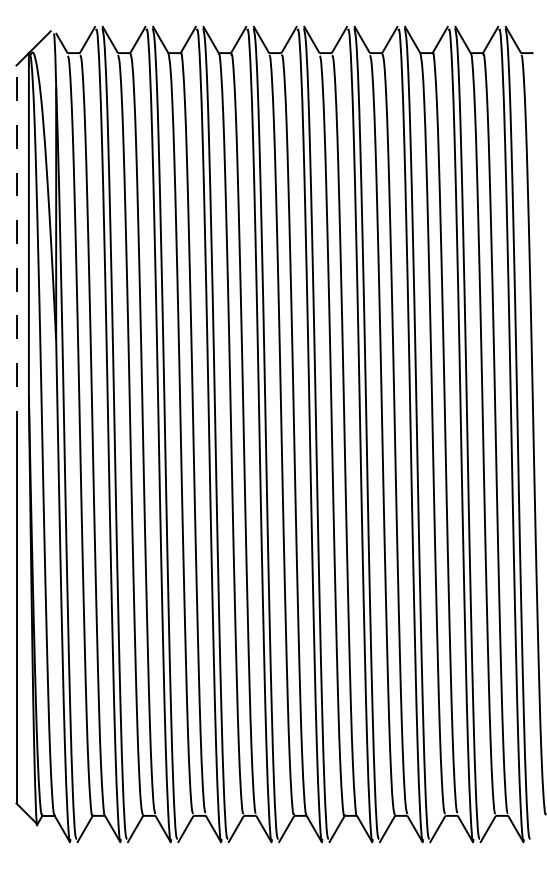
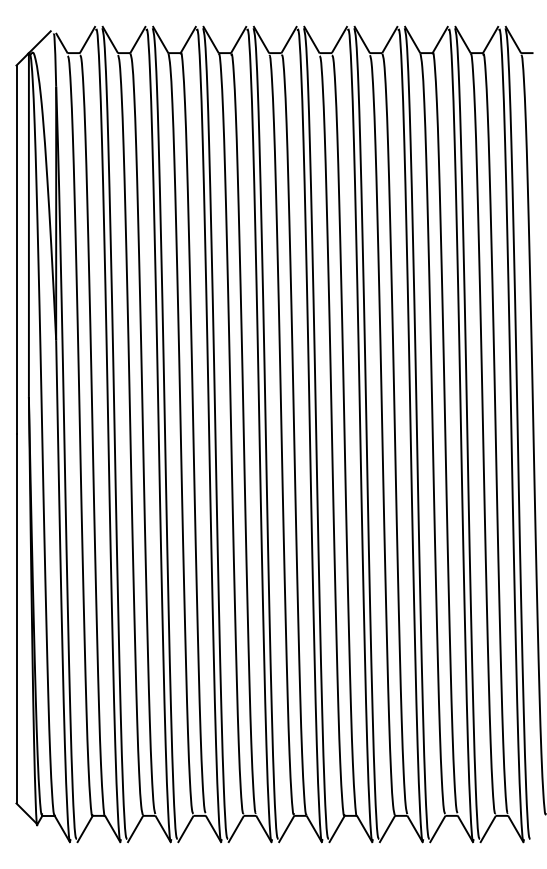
line: dashed -> solid (16, 249)
